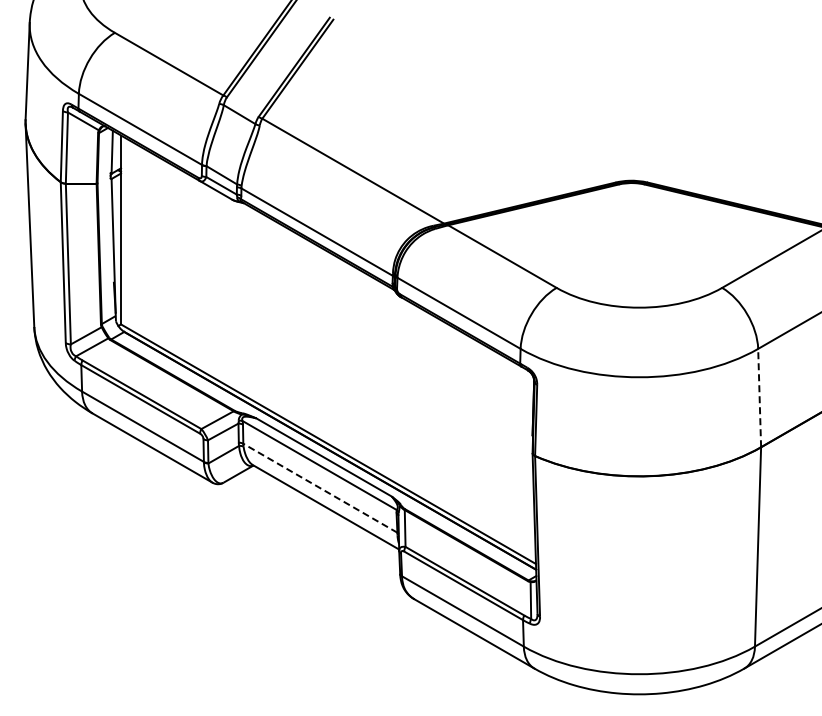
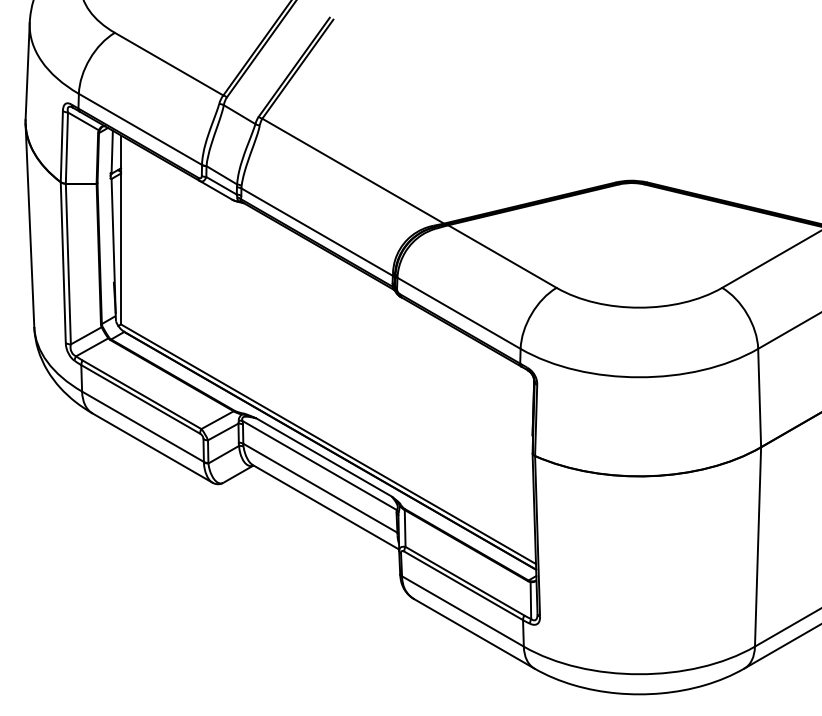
line: dashed -> solid (759, 397)
line: dashed -> solid (320, 488)
